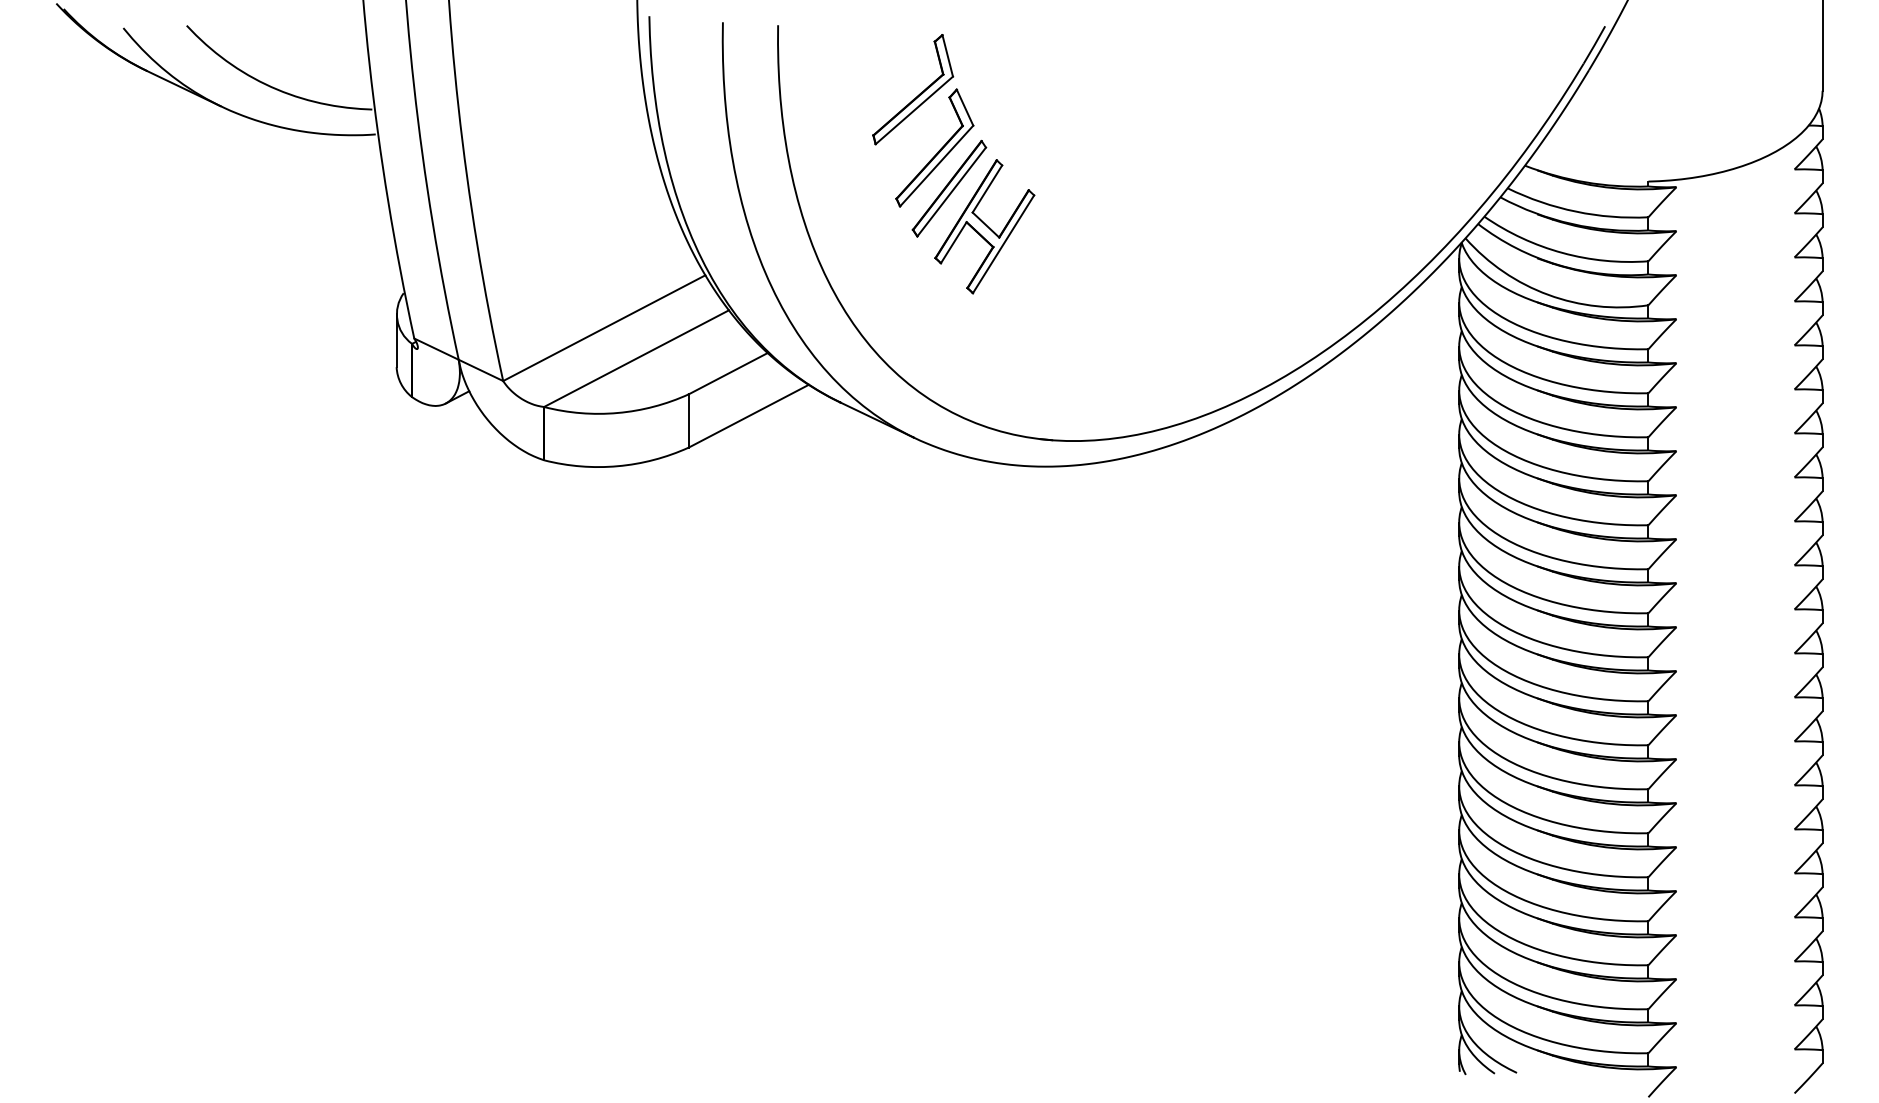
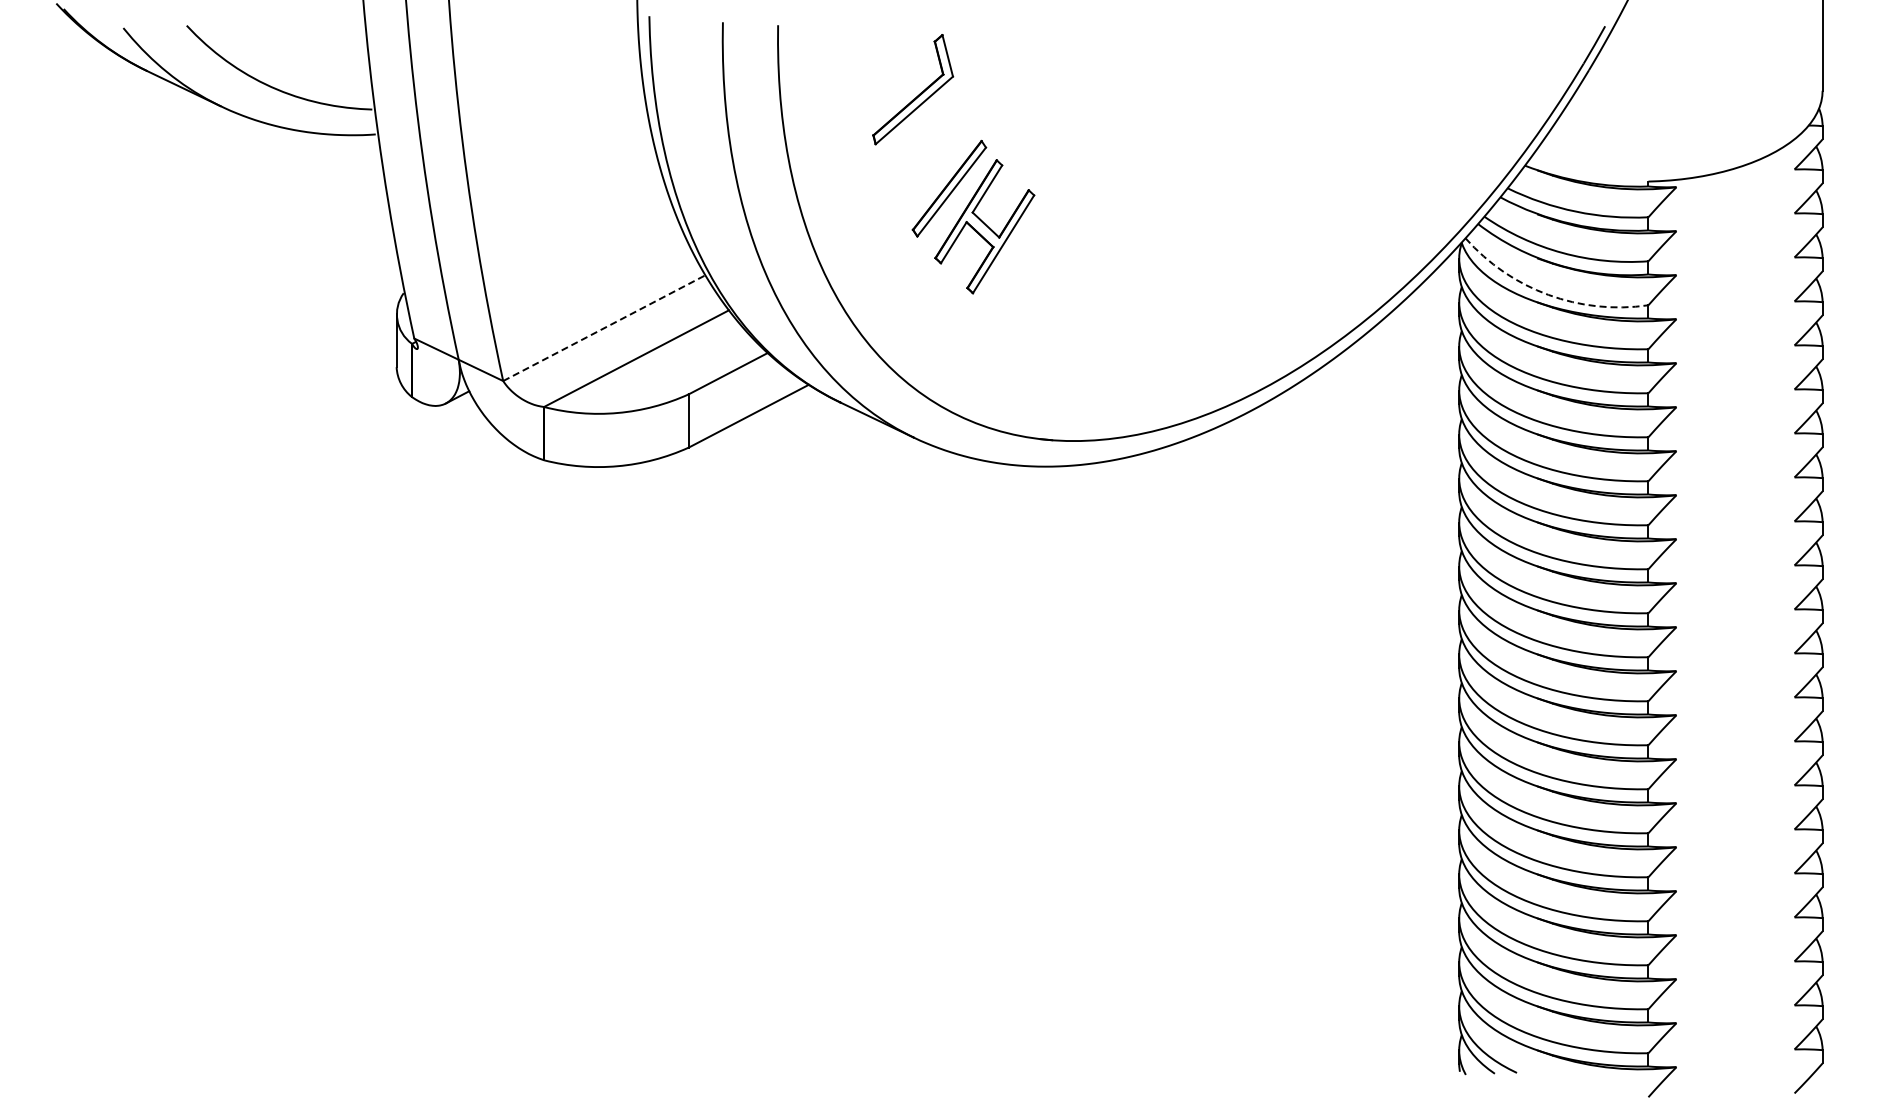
part: present -> none (934, 147)
arc: solid -> dashed (1548, 294)
line: solid -> dashed (604, 327)
